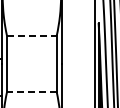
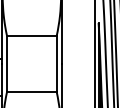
line: dashed -> solid (31, 35)
line: dashed -> solid (31, 92)
